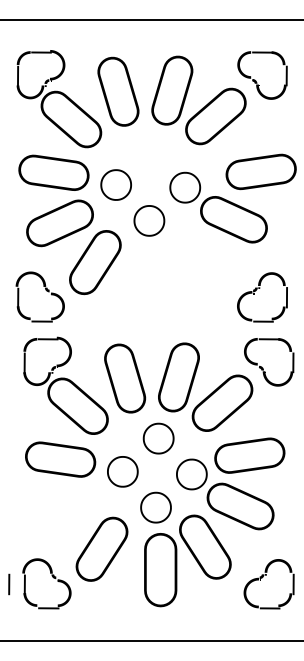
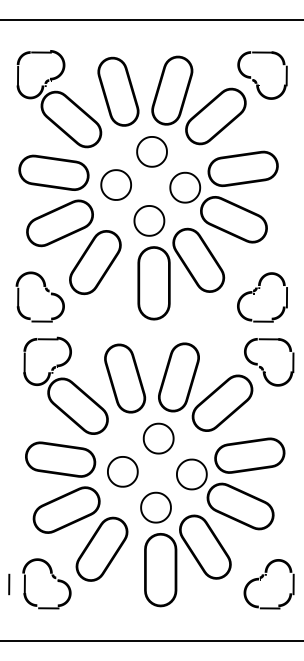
part: none -> present (151, 151)
part position: (260, 171) -> (242, 168) (242, 168)
part: none -> present (187, 271)
part: none -> present (66, 509)
